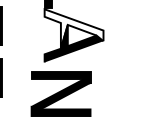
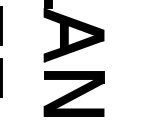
fill: none -> present (73, 28)
part position: (60, 93) -> (73, 93) (73, 93)
